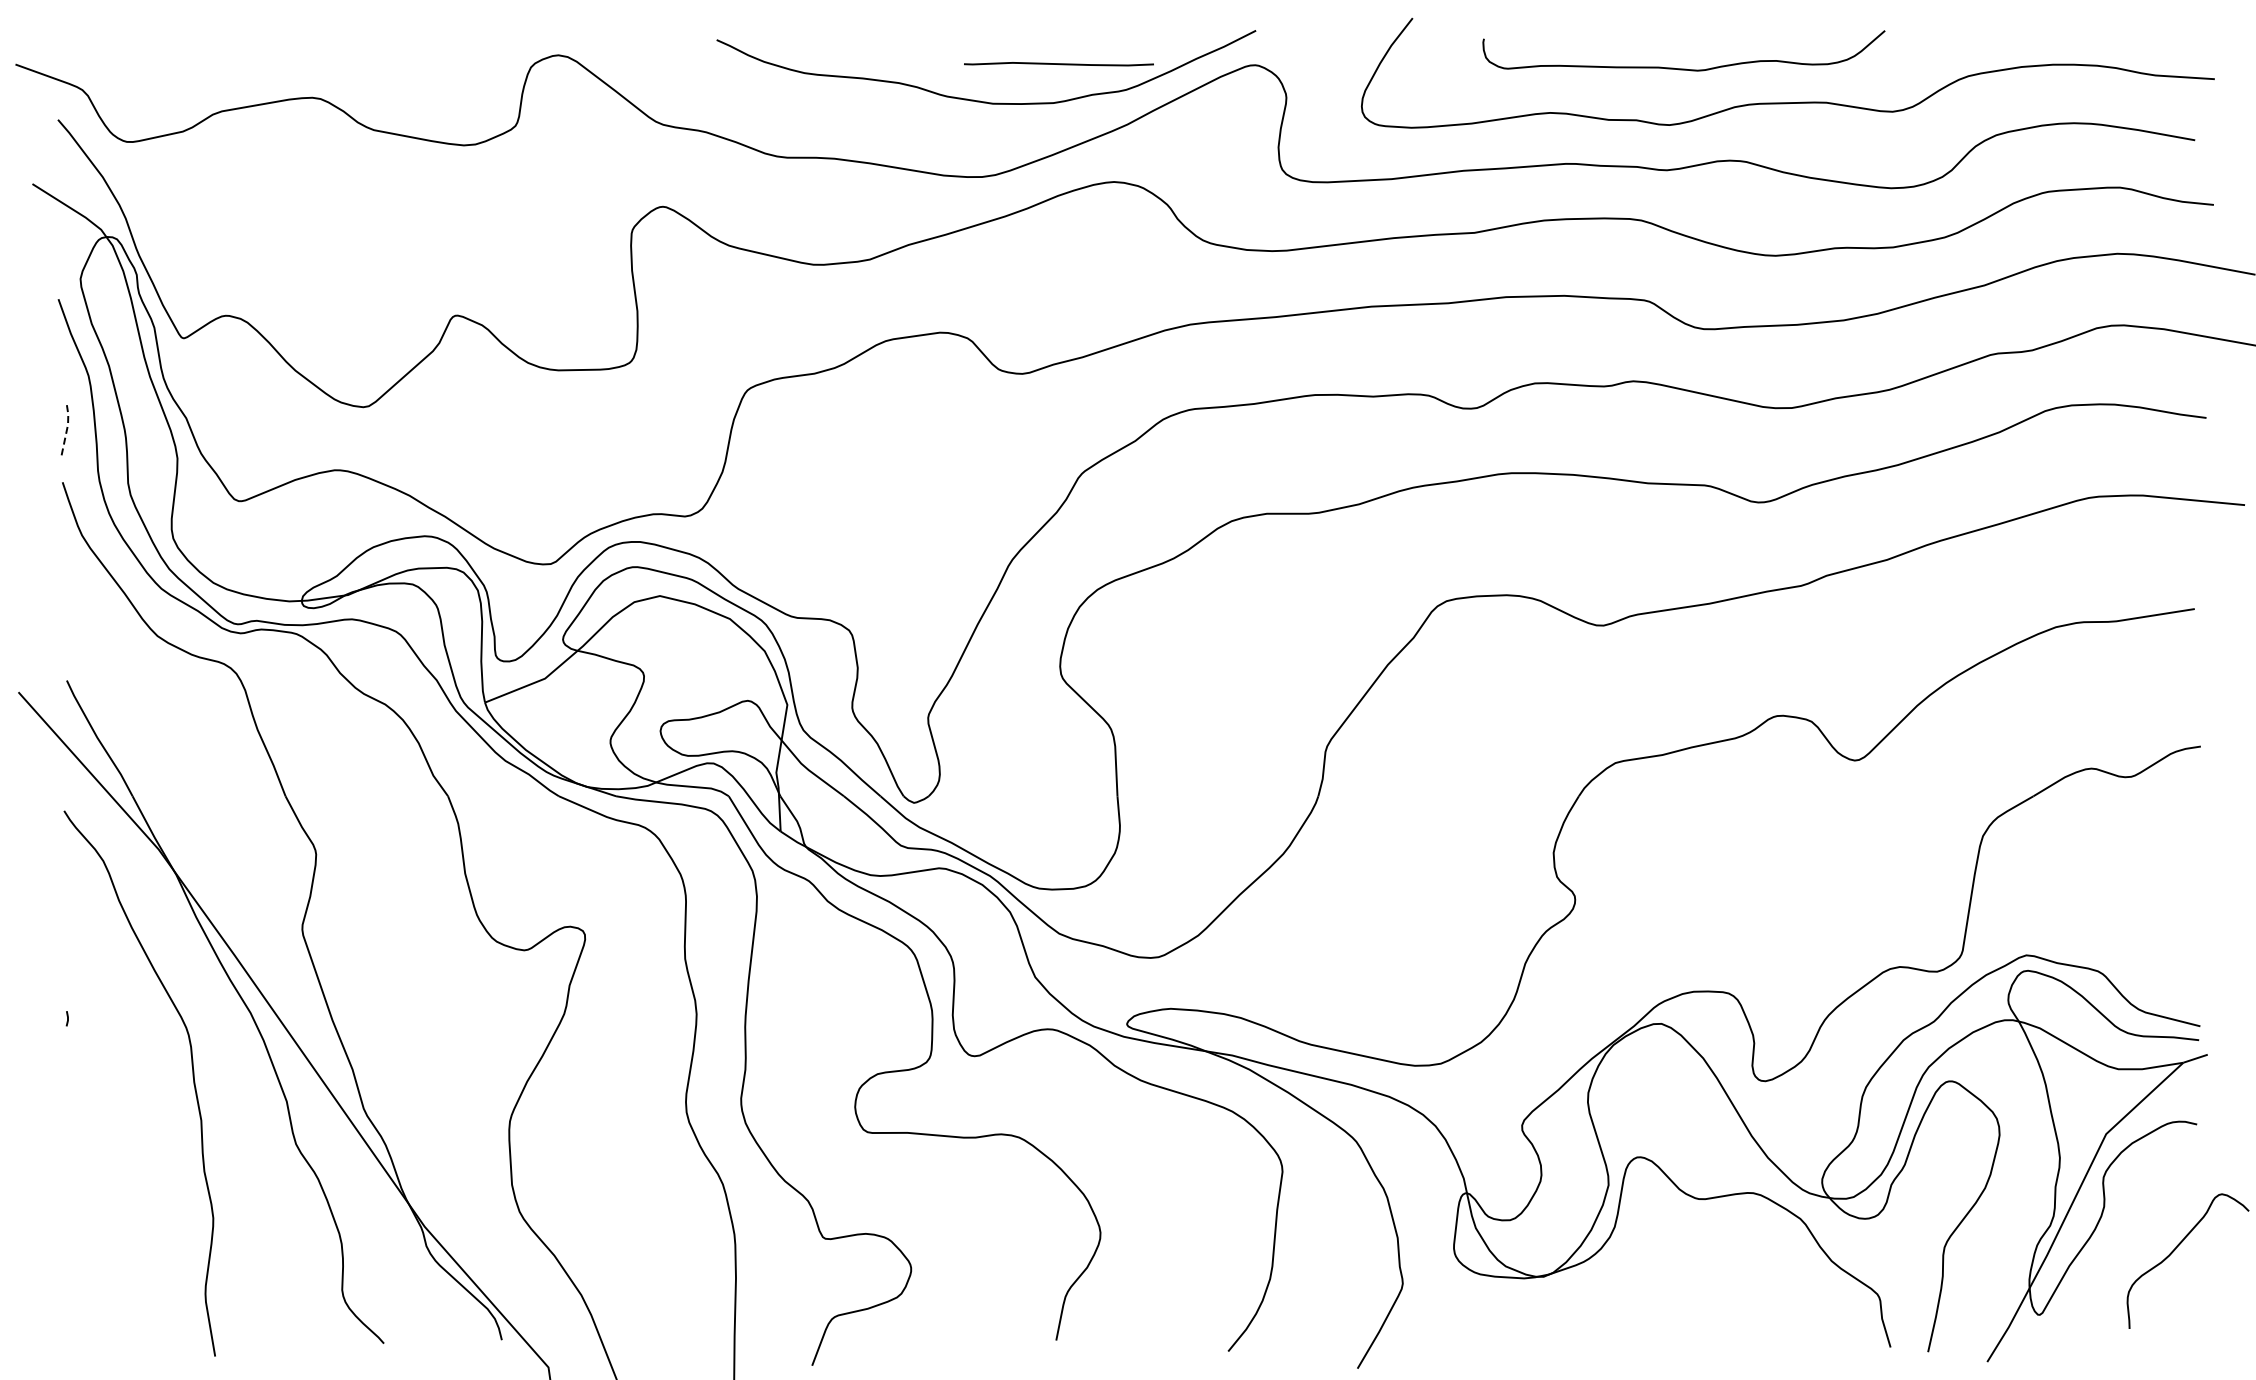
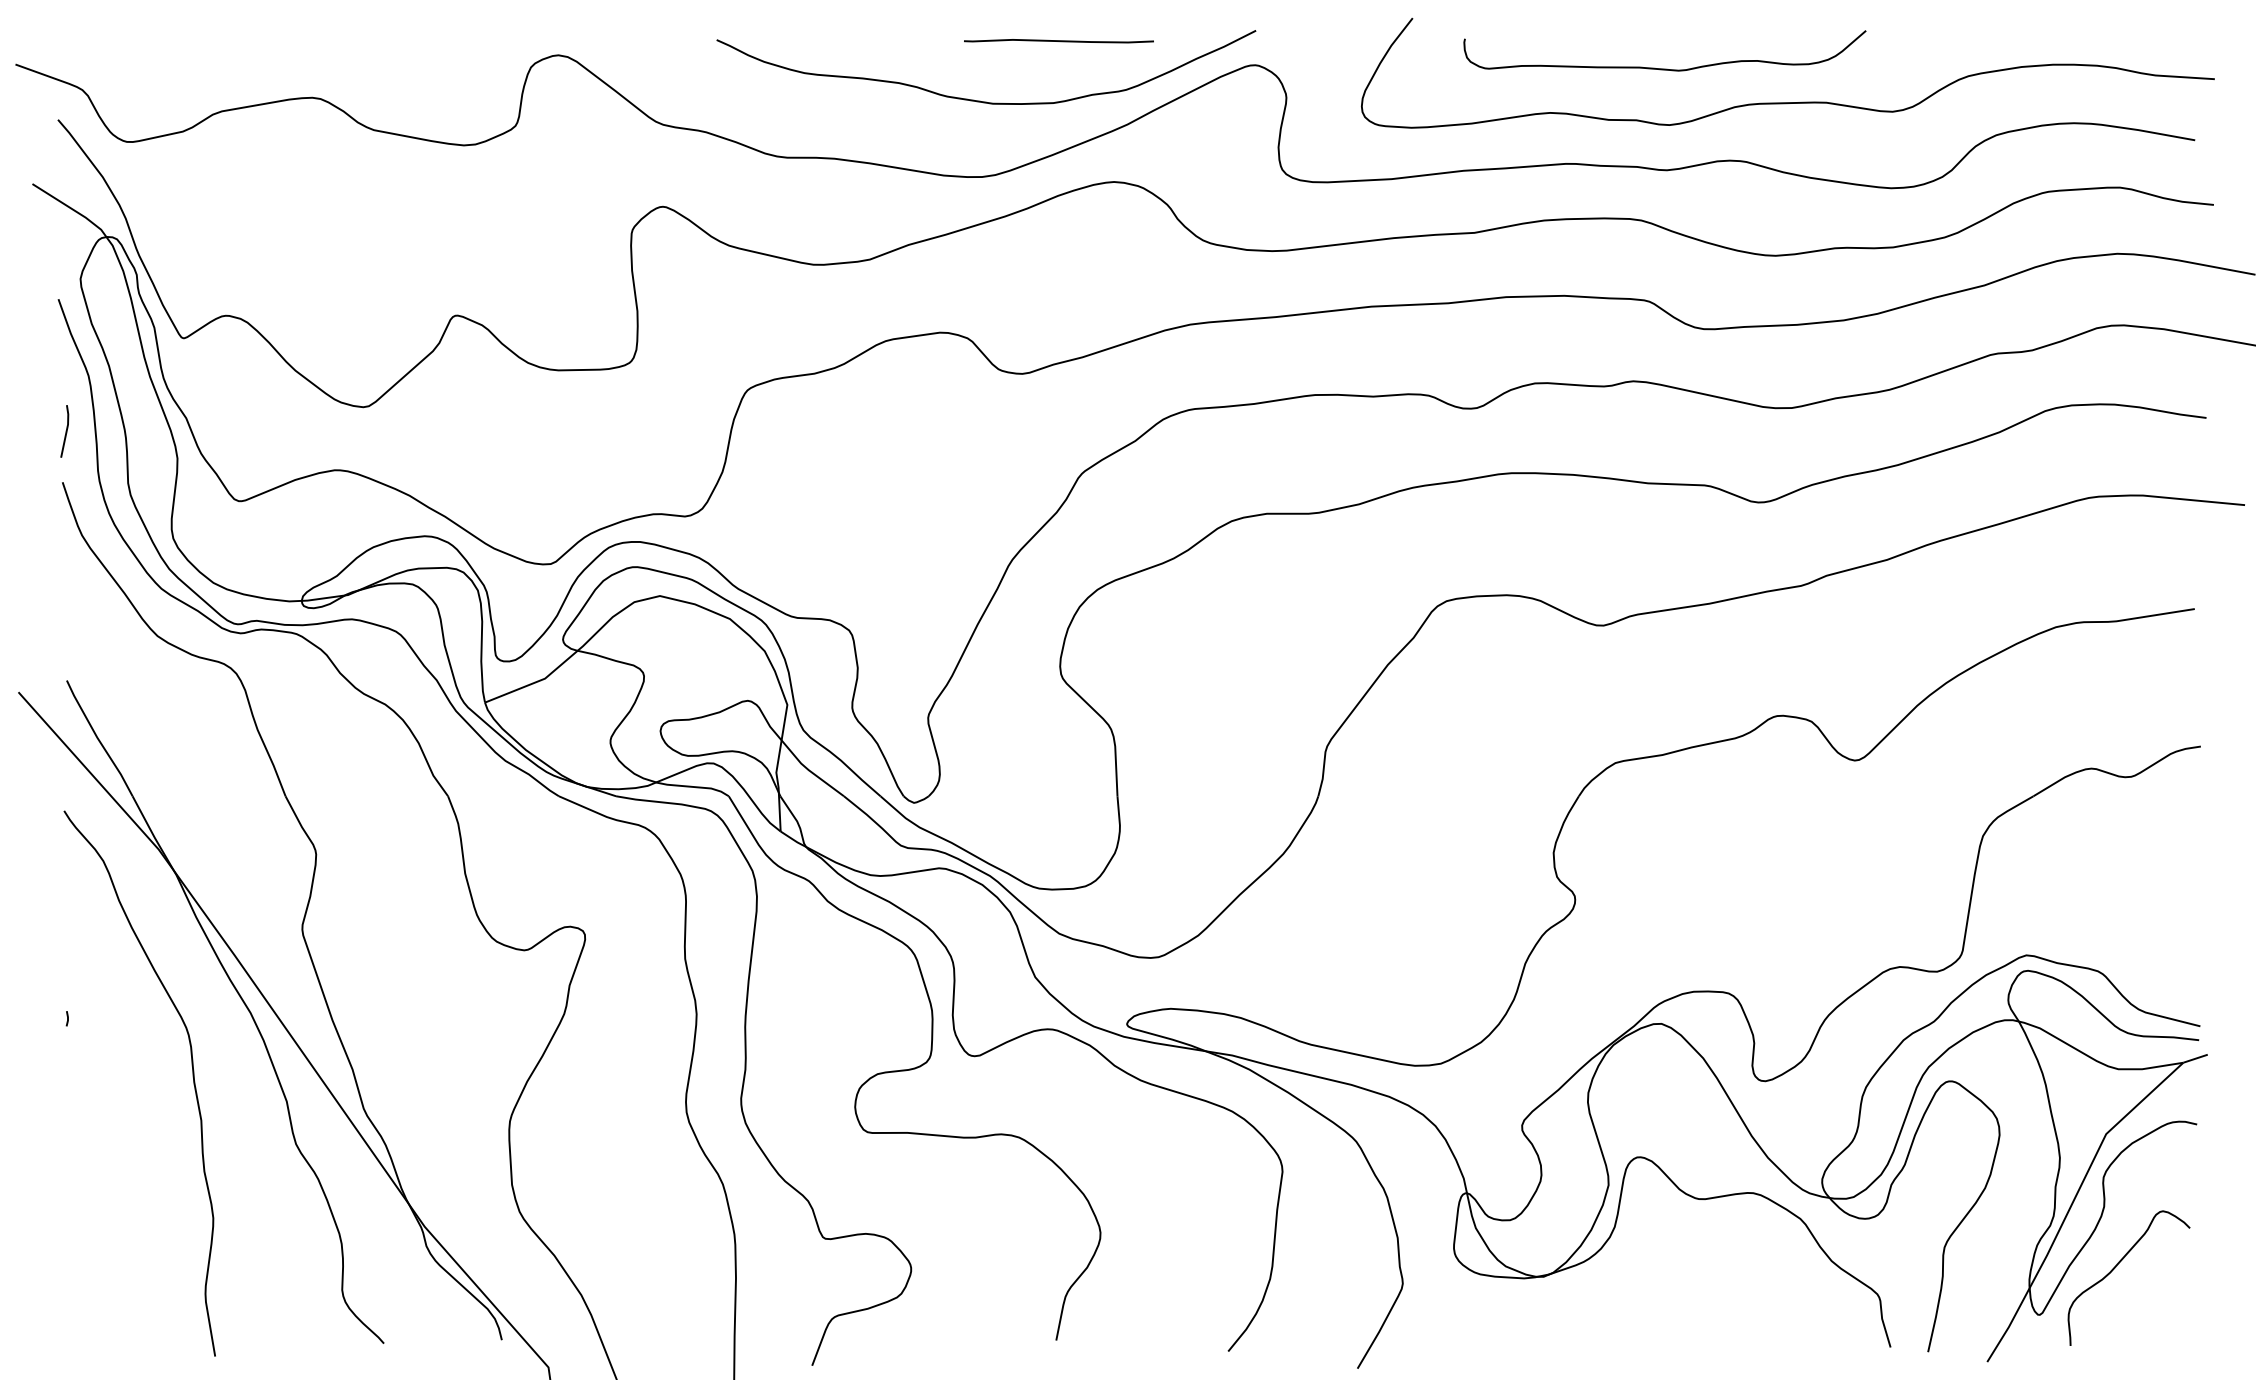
curve position: (1058, 64) -> (1058, 41) (1058, 41)
curve position: (1683, 68) -> (1664, 68) (1664, 68)
line: dashed -> solid (66, 430)
curve position: (2175, 1250) -> (2116, 1267) (2116, 1267)
